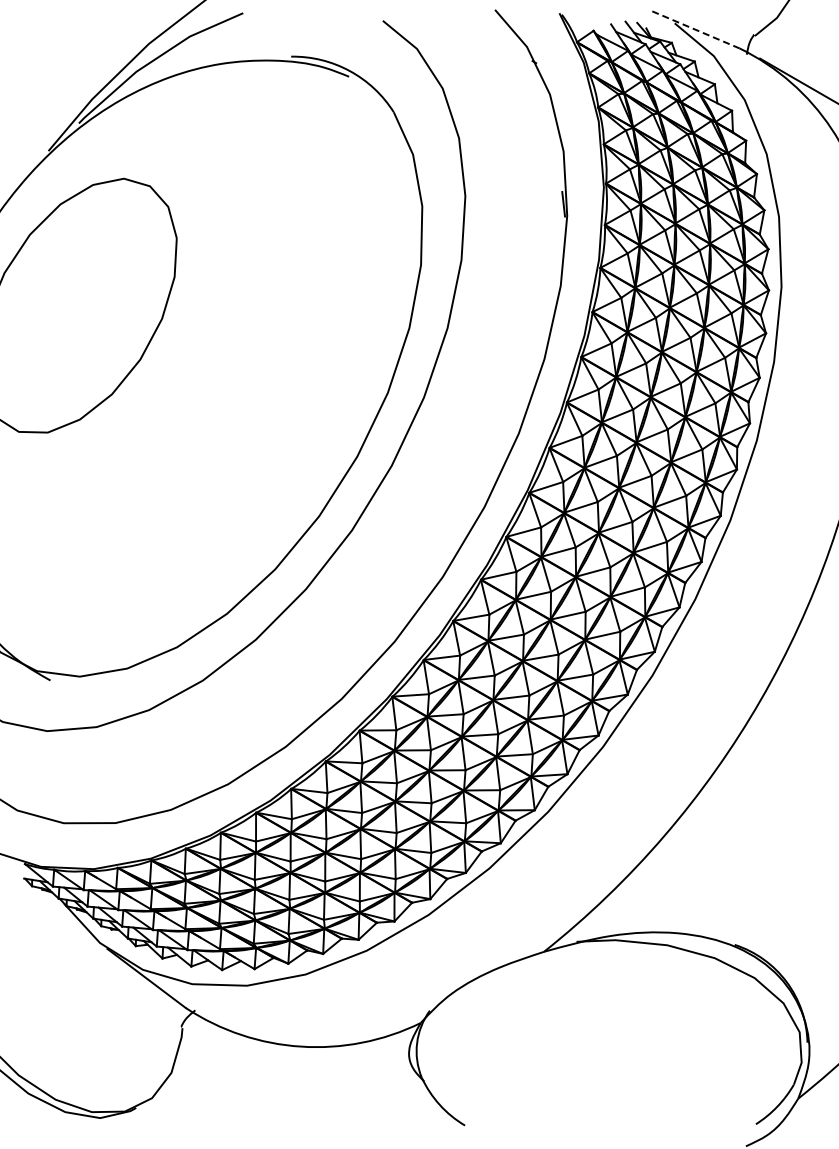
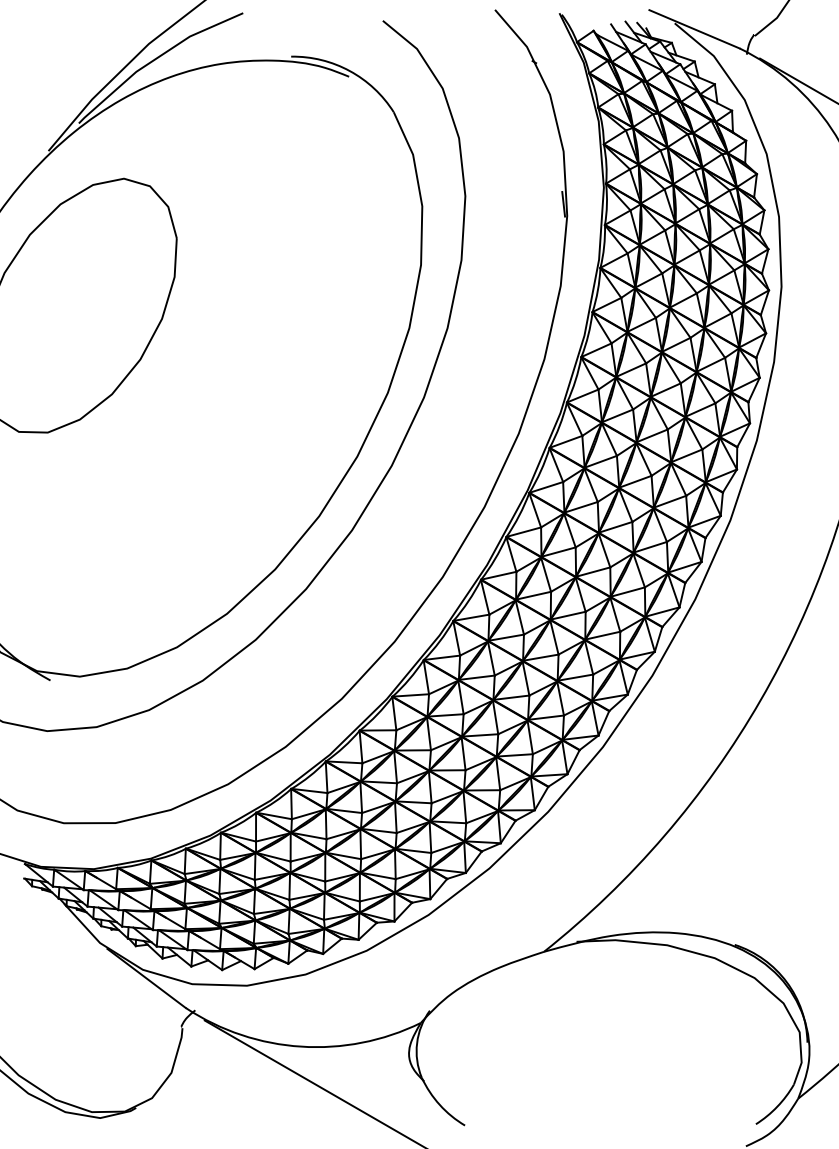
line: dashed -> solid (694, 29)
line: none -> present (312, 1082)
